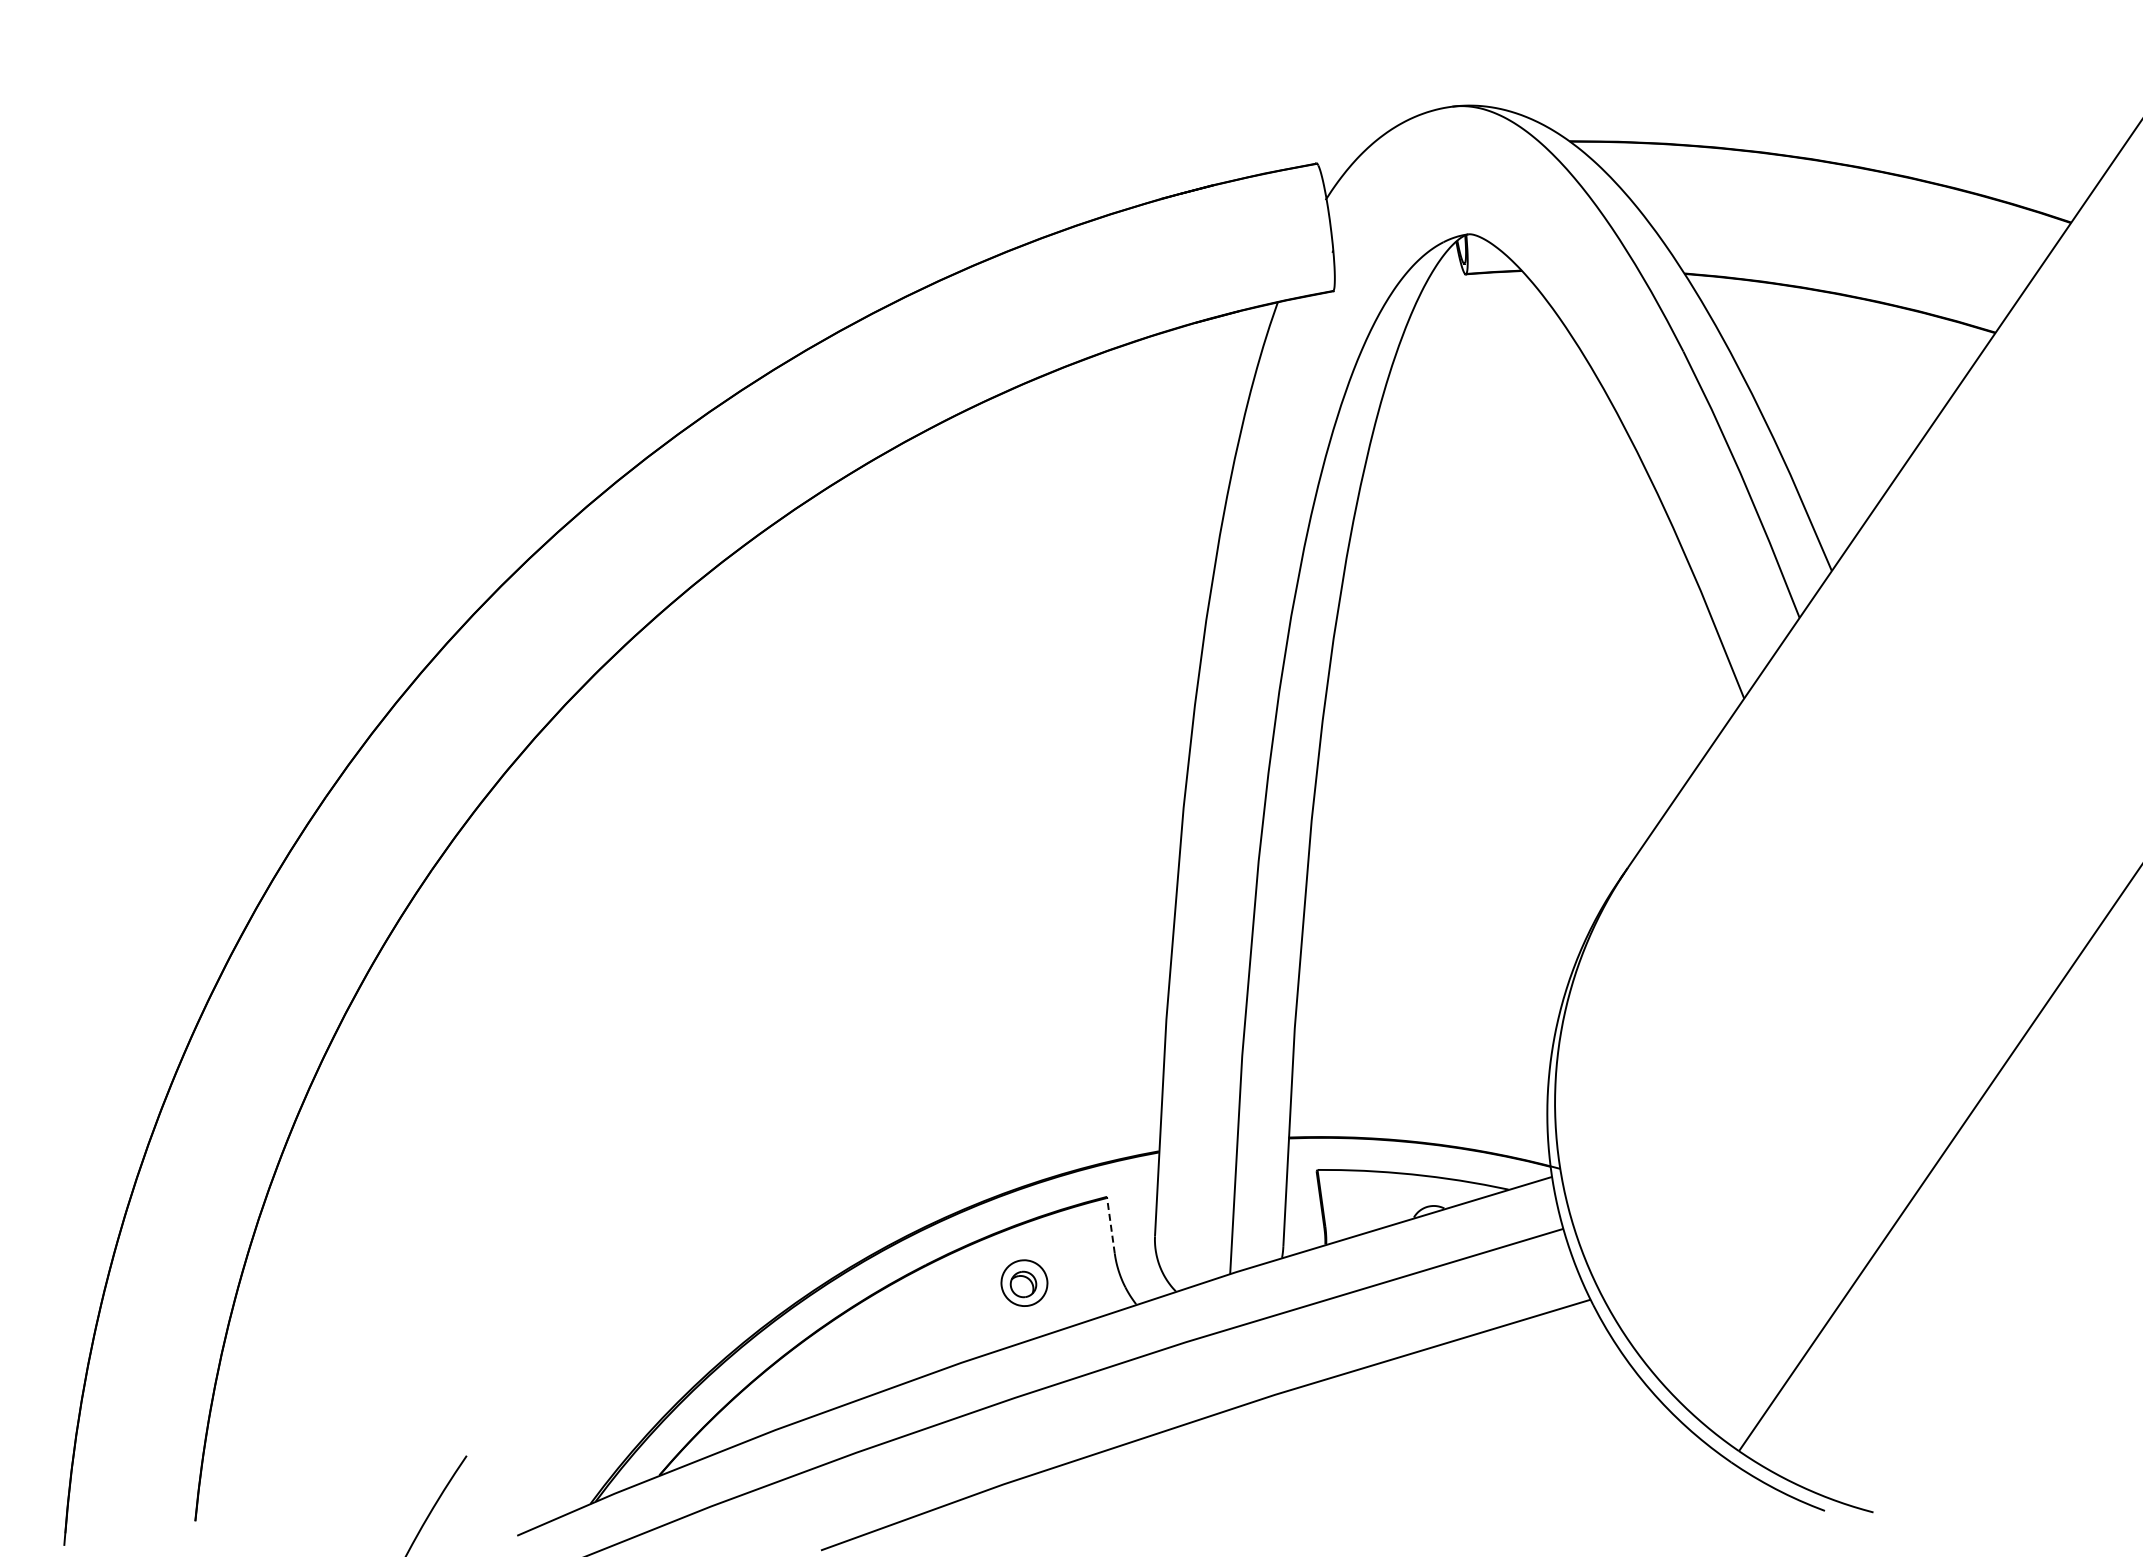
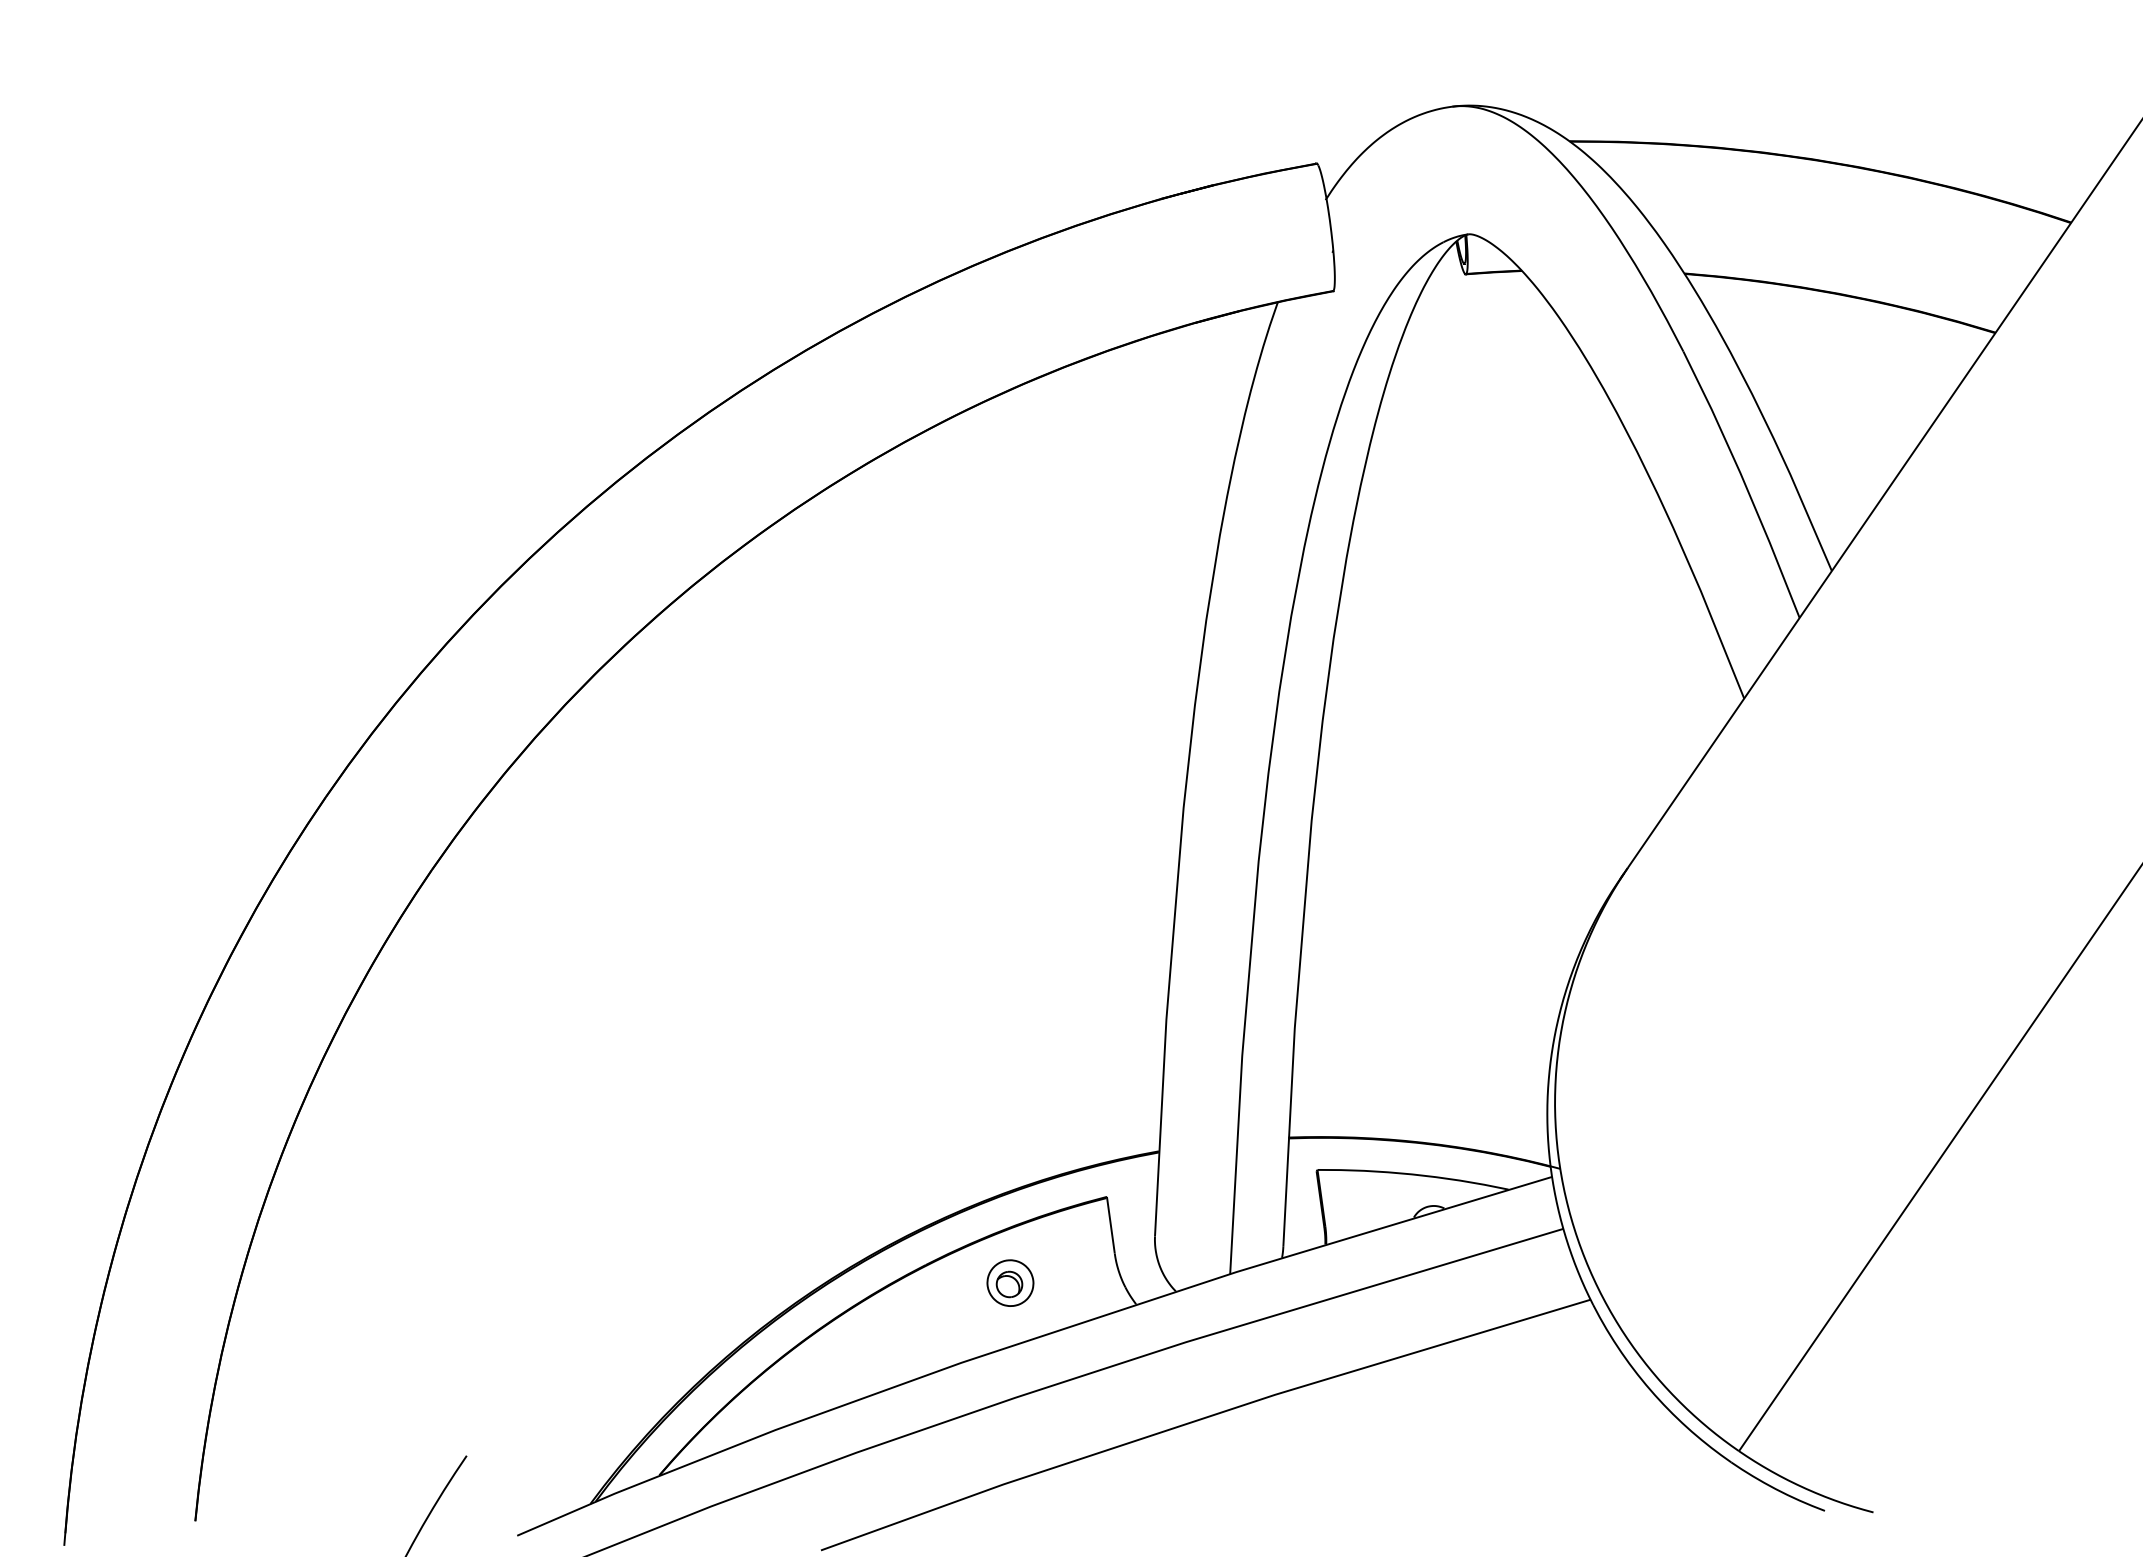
line: dashed -> solid (1110, 1225)
part position: (1024, 1282) -> (1010, 1282) (1010, 1282)
